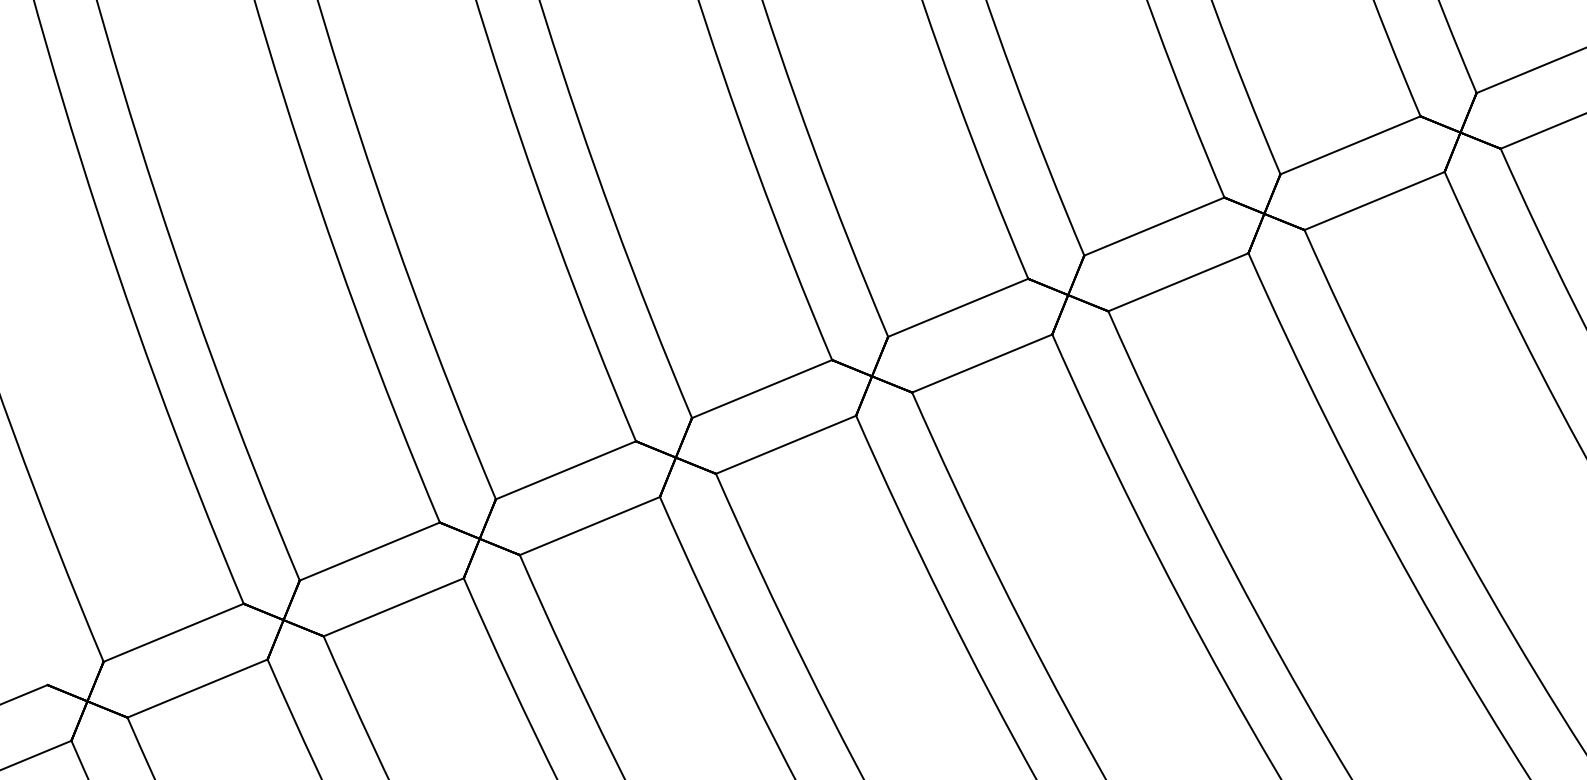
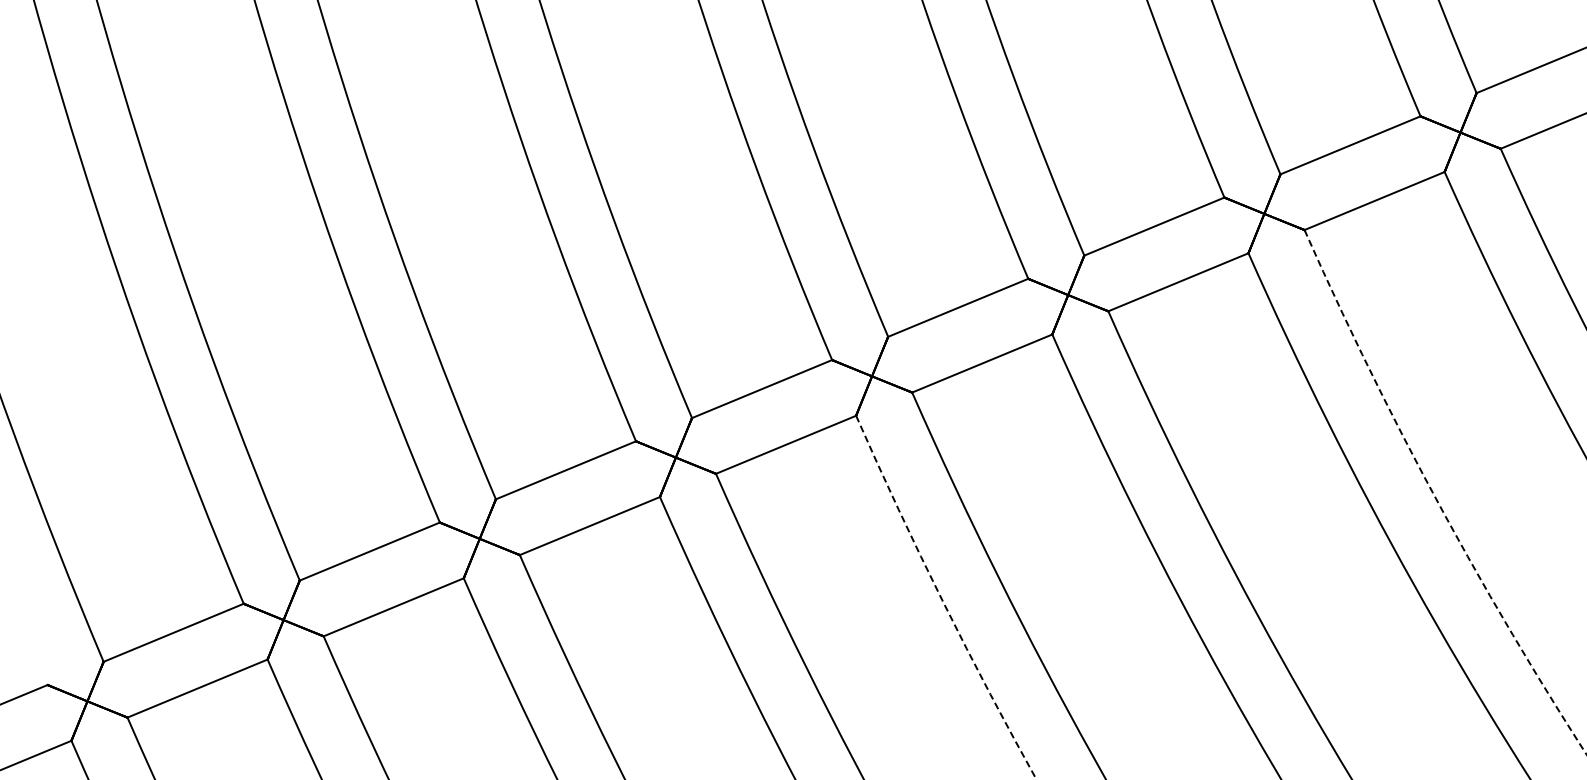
arc: solid -> dashed (1436, 498)
arc: solid -> dashed (942, 601)
